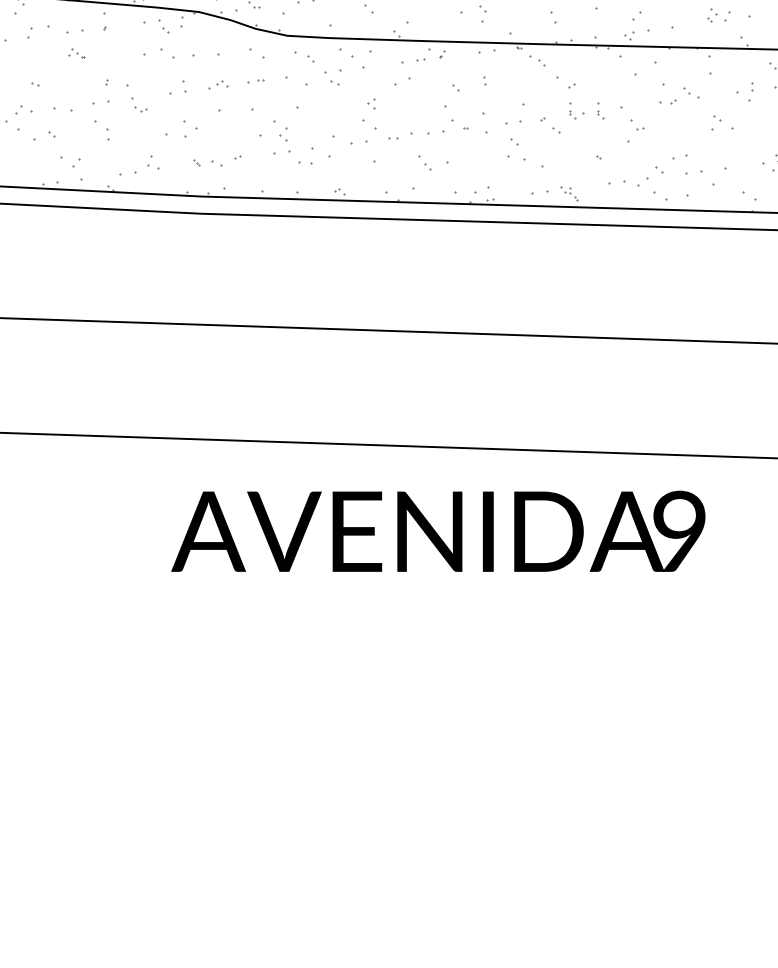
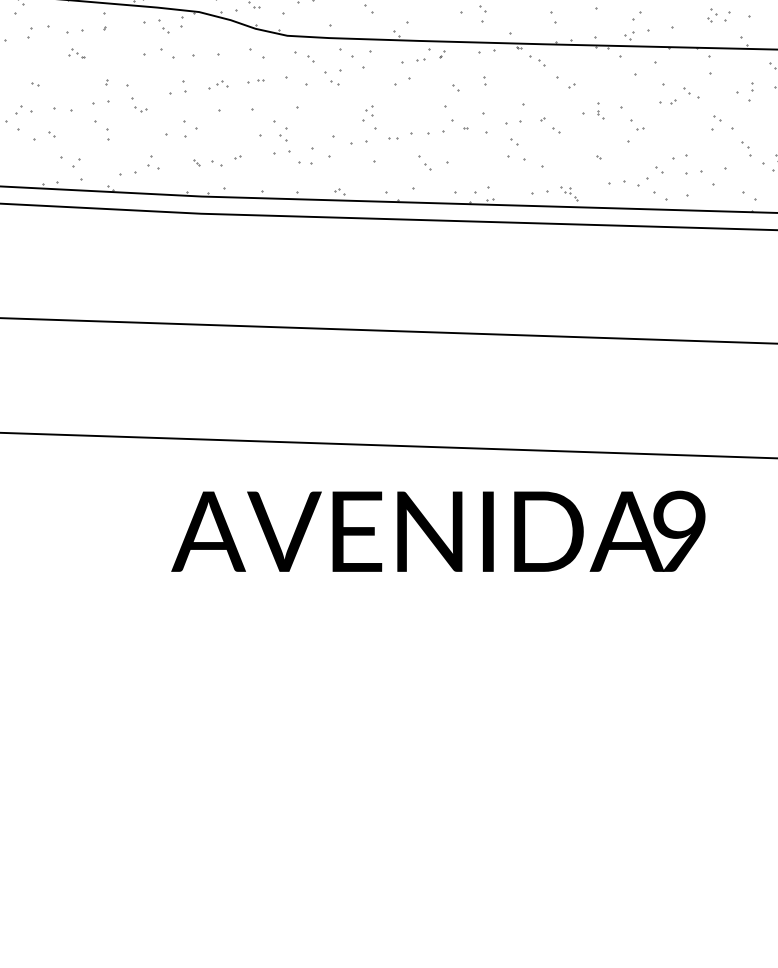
part position: (371, 103) -> (369, 110) (369, 110)
part: present -> none (572, 110)
part: none -> present (746, 148)
